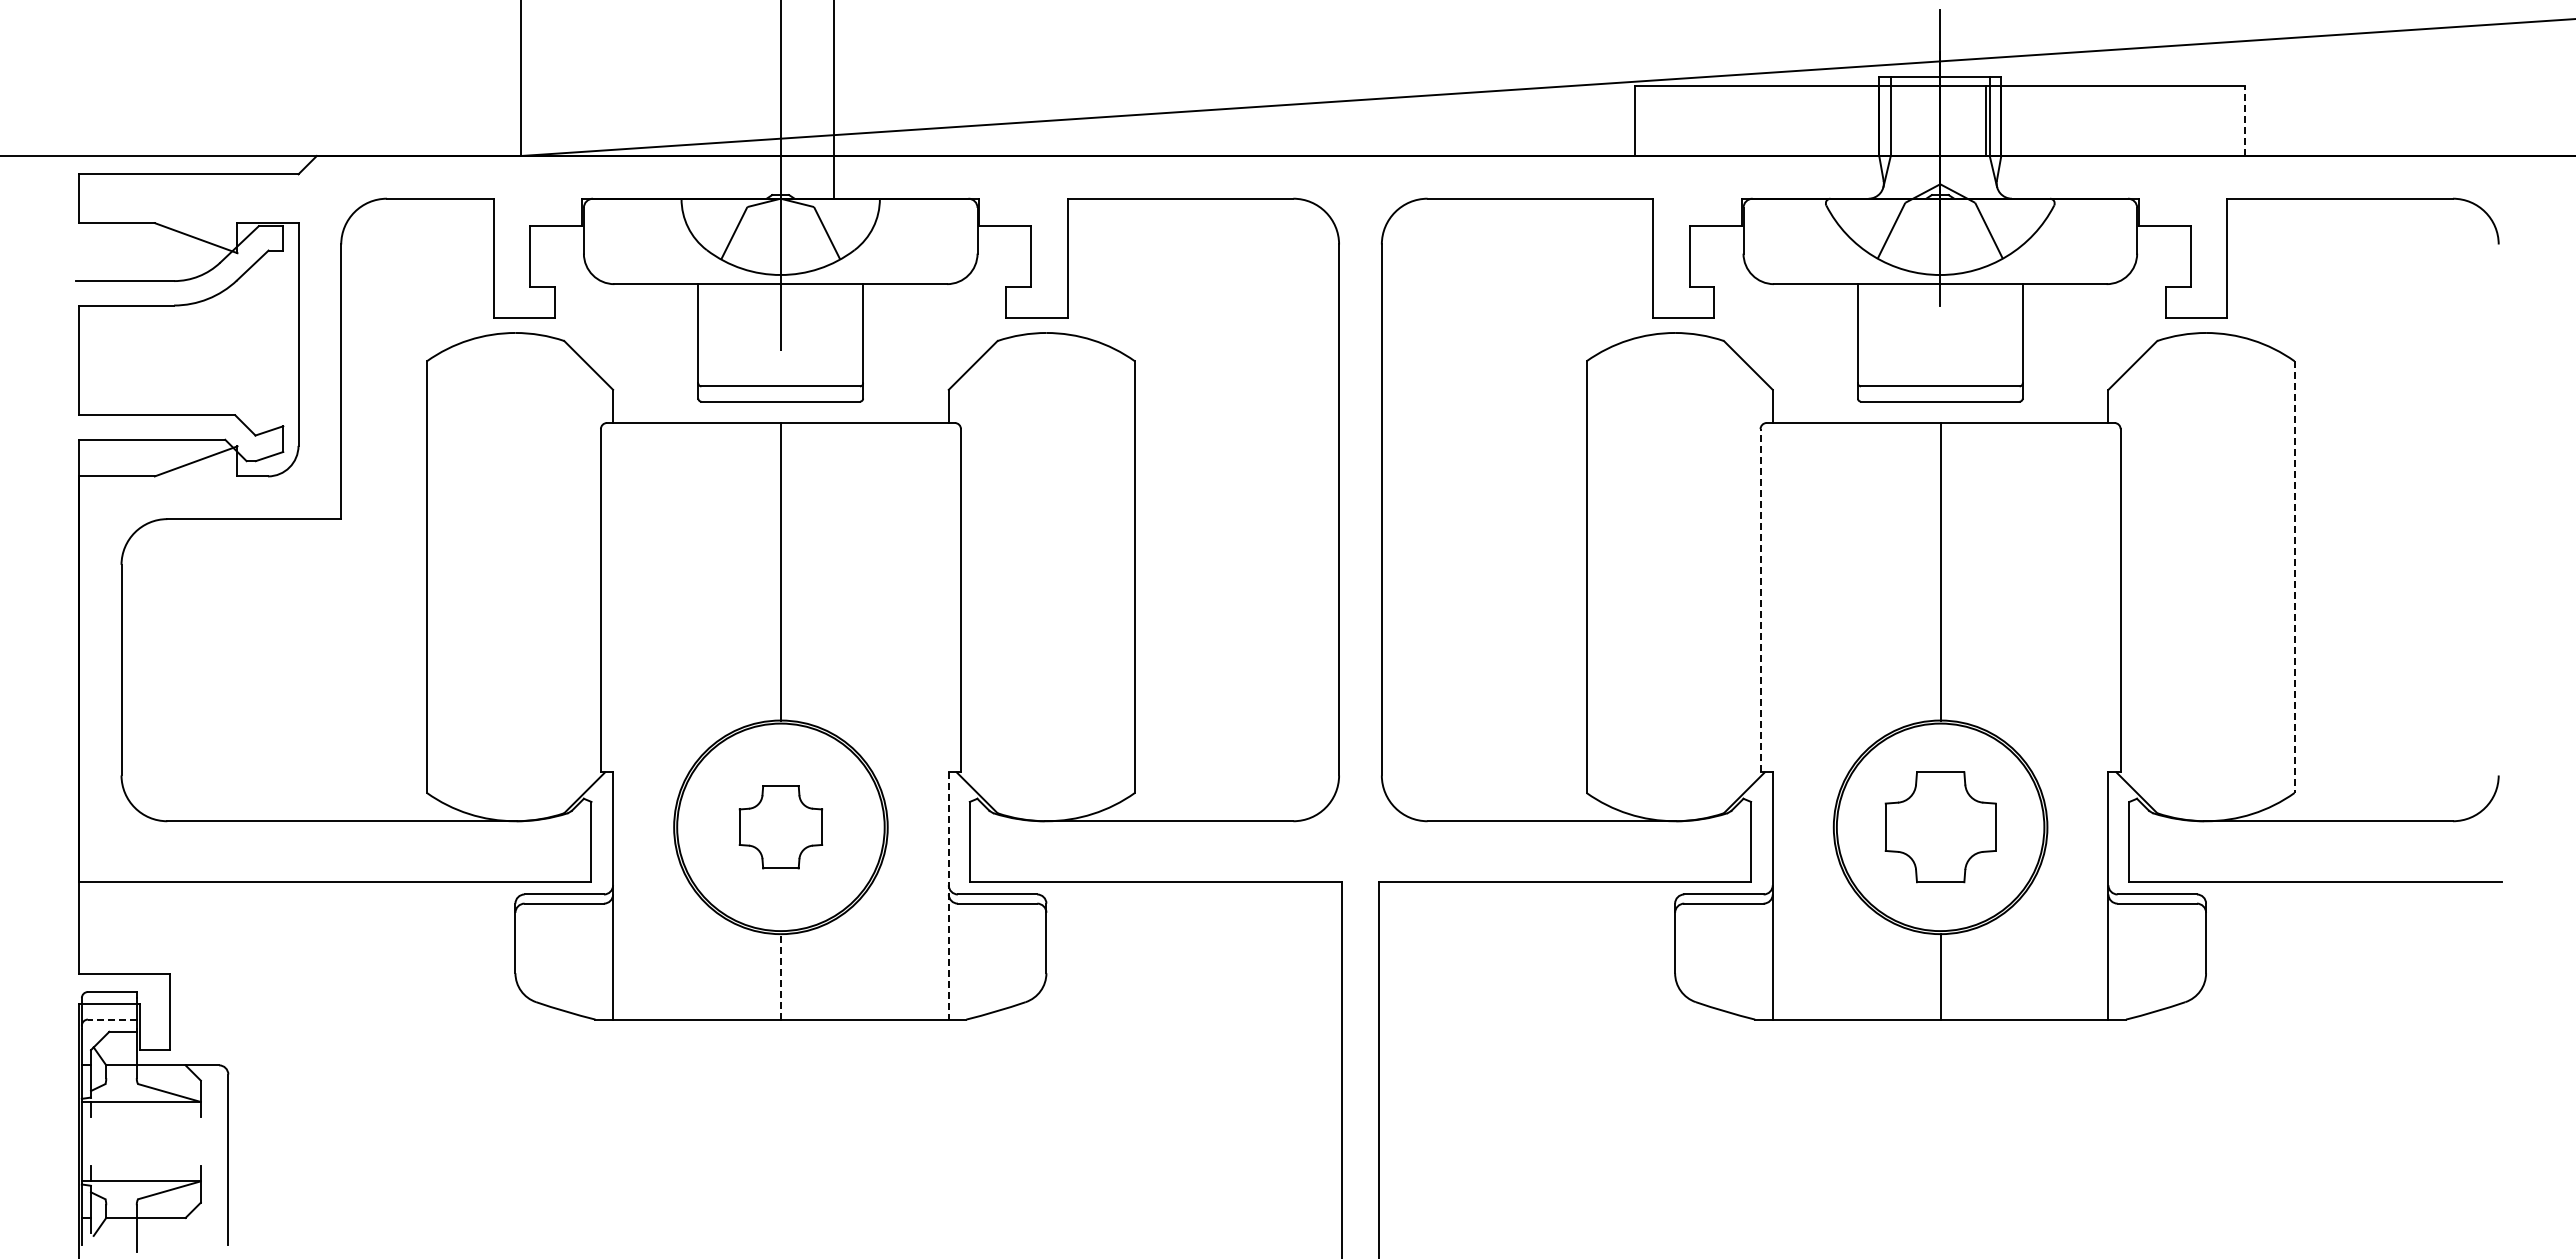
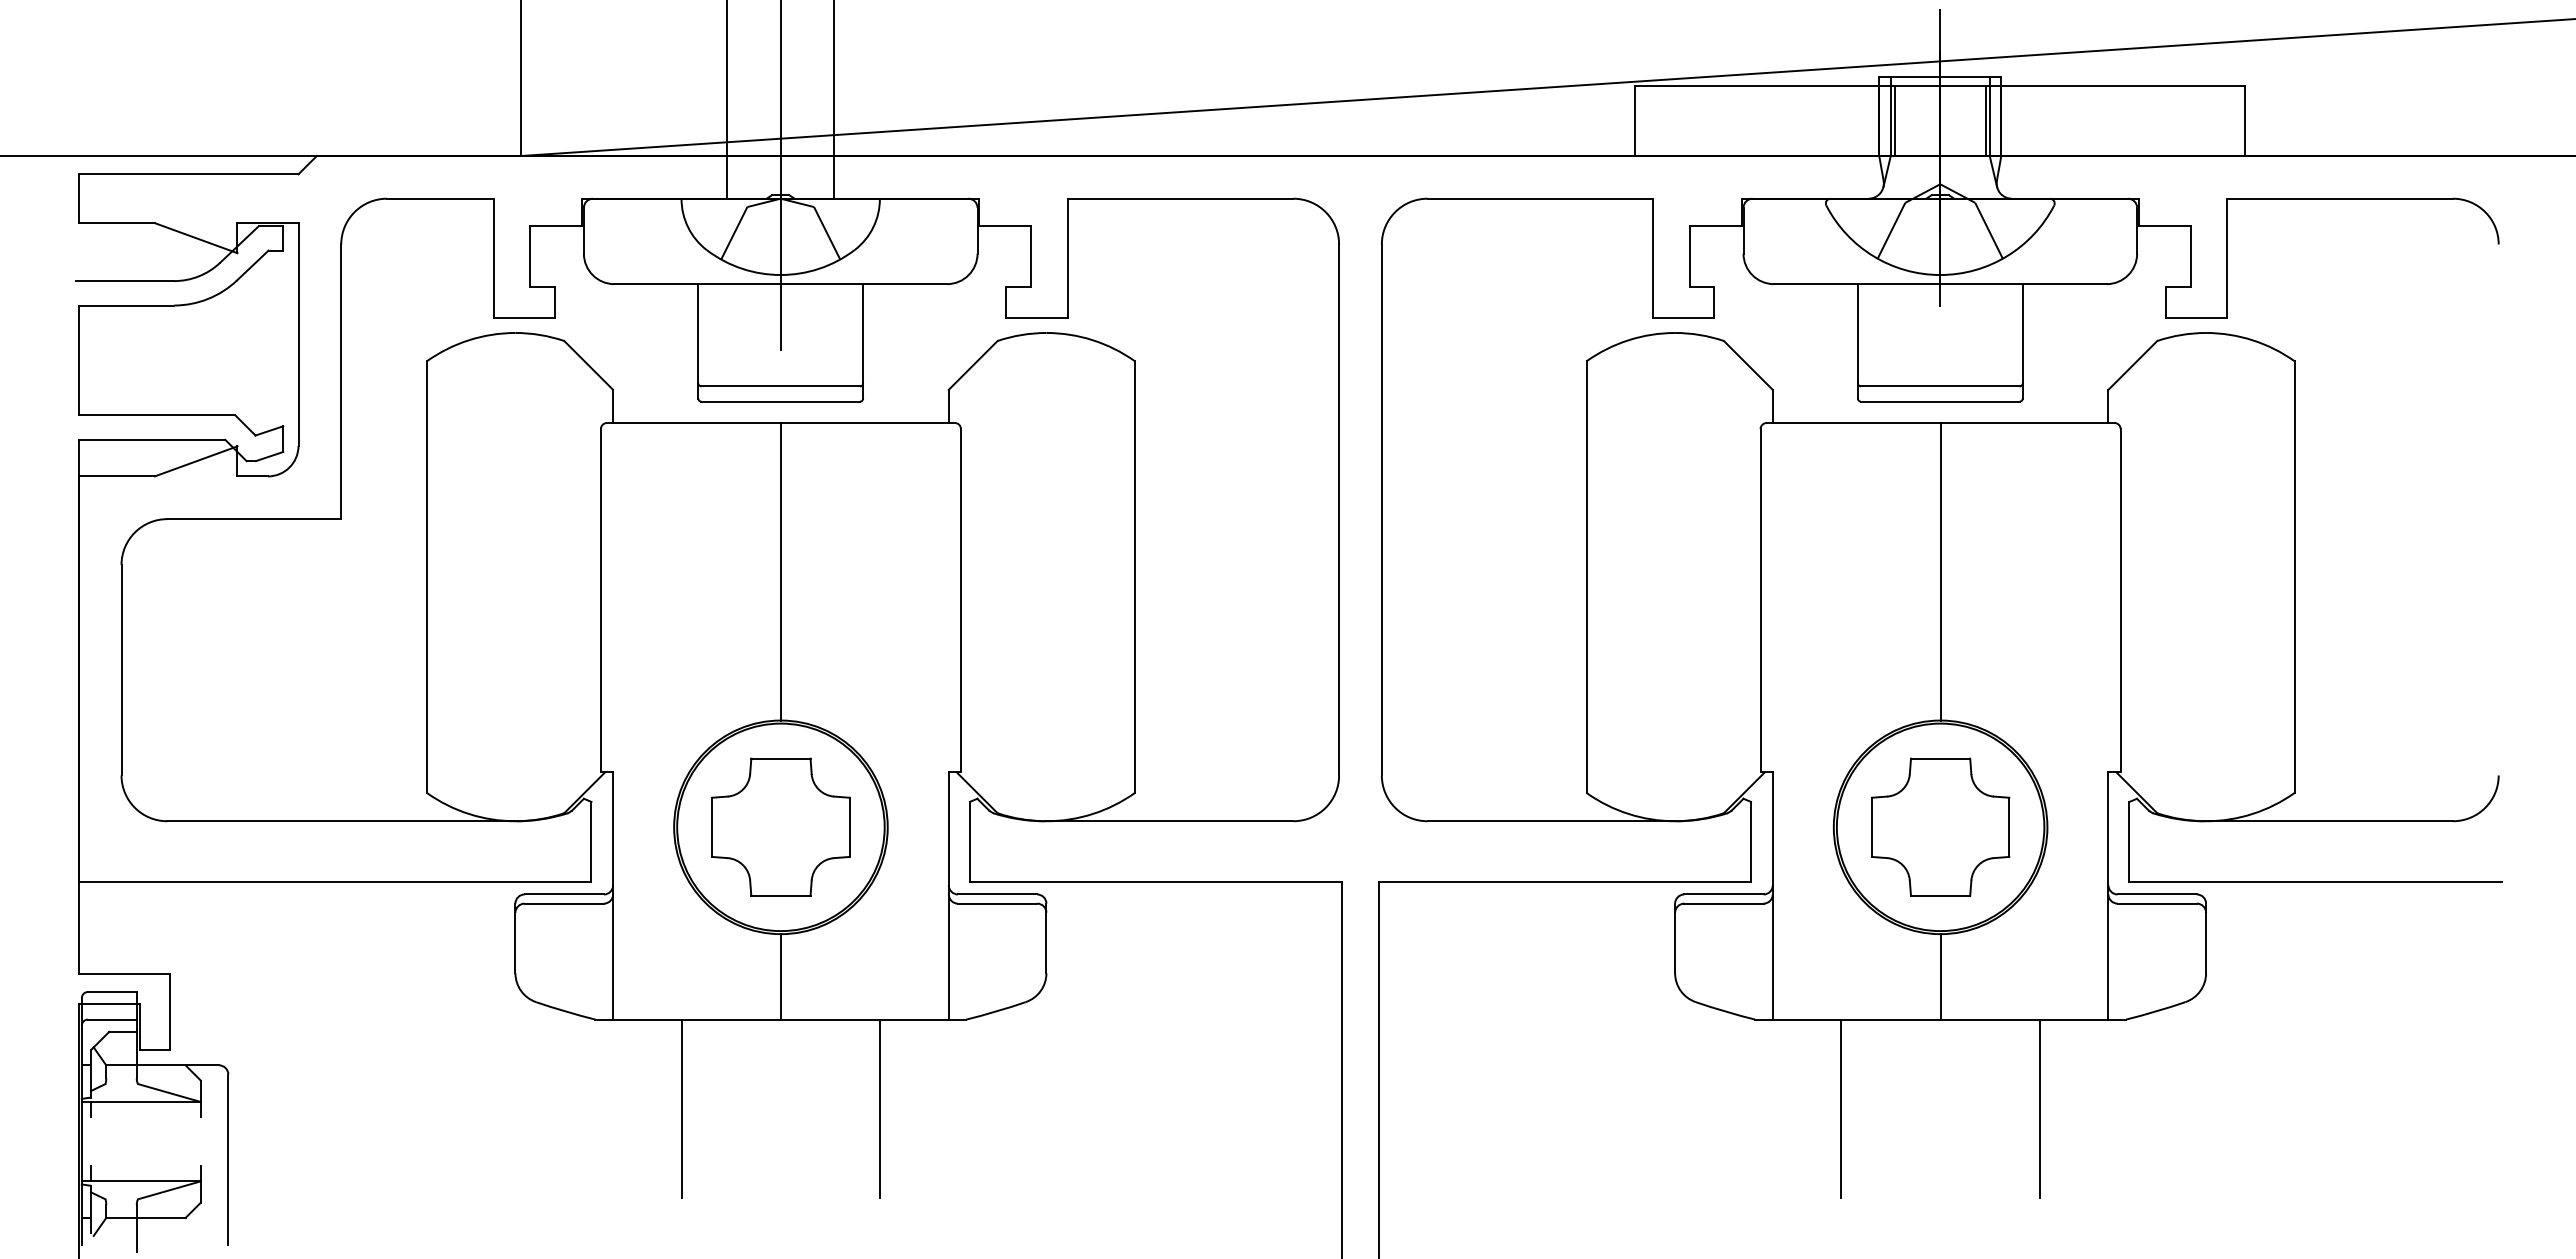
line: none -> present (727, 100)
line: none -> present (1894, 120)
line: dashed -> solid (2245, 120)
line: dashed -> solid (2294, 577)
line: dashed -> solid (1760, 600)
part size: 86x85 px -> 140x140 px (780, 826)
part size: 113x113 px -> 140x140 px (1940, 826)
line: dashed -> solid (948, 896)
line: dashed -> solid (780, 976)
line: dashed -> solid (111, 1019)
line: none -> present (681, 1108)
line: none -> present (880, 1108)
line: none -> present (1841, 1108)
line: none -> present (2039, 1108)
